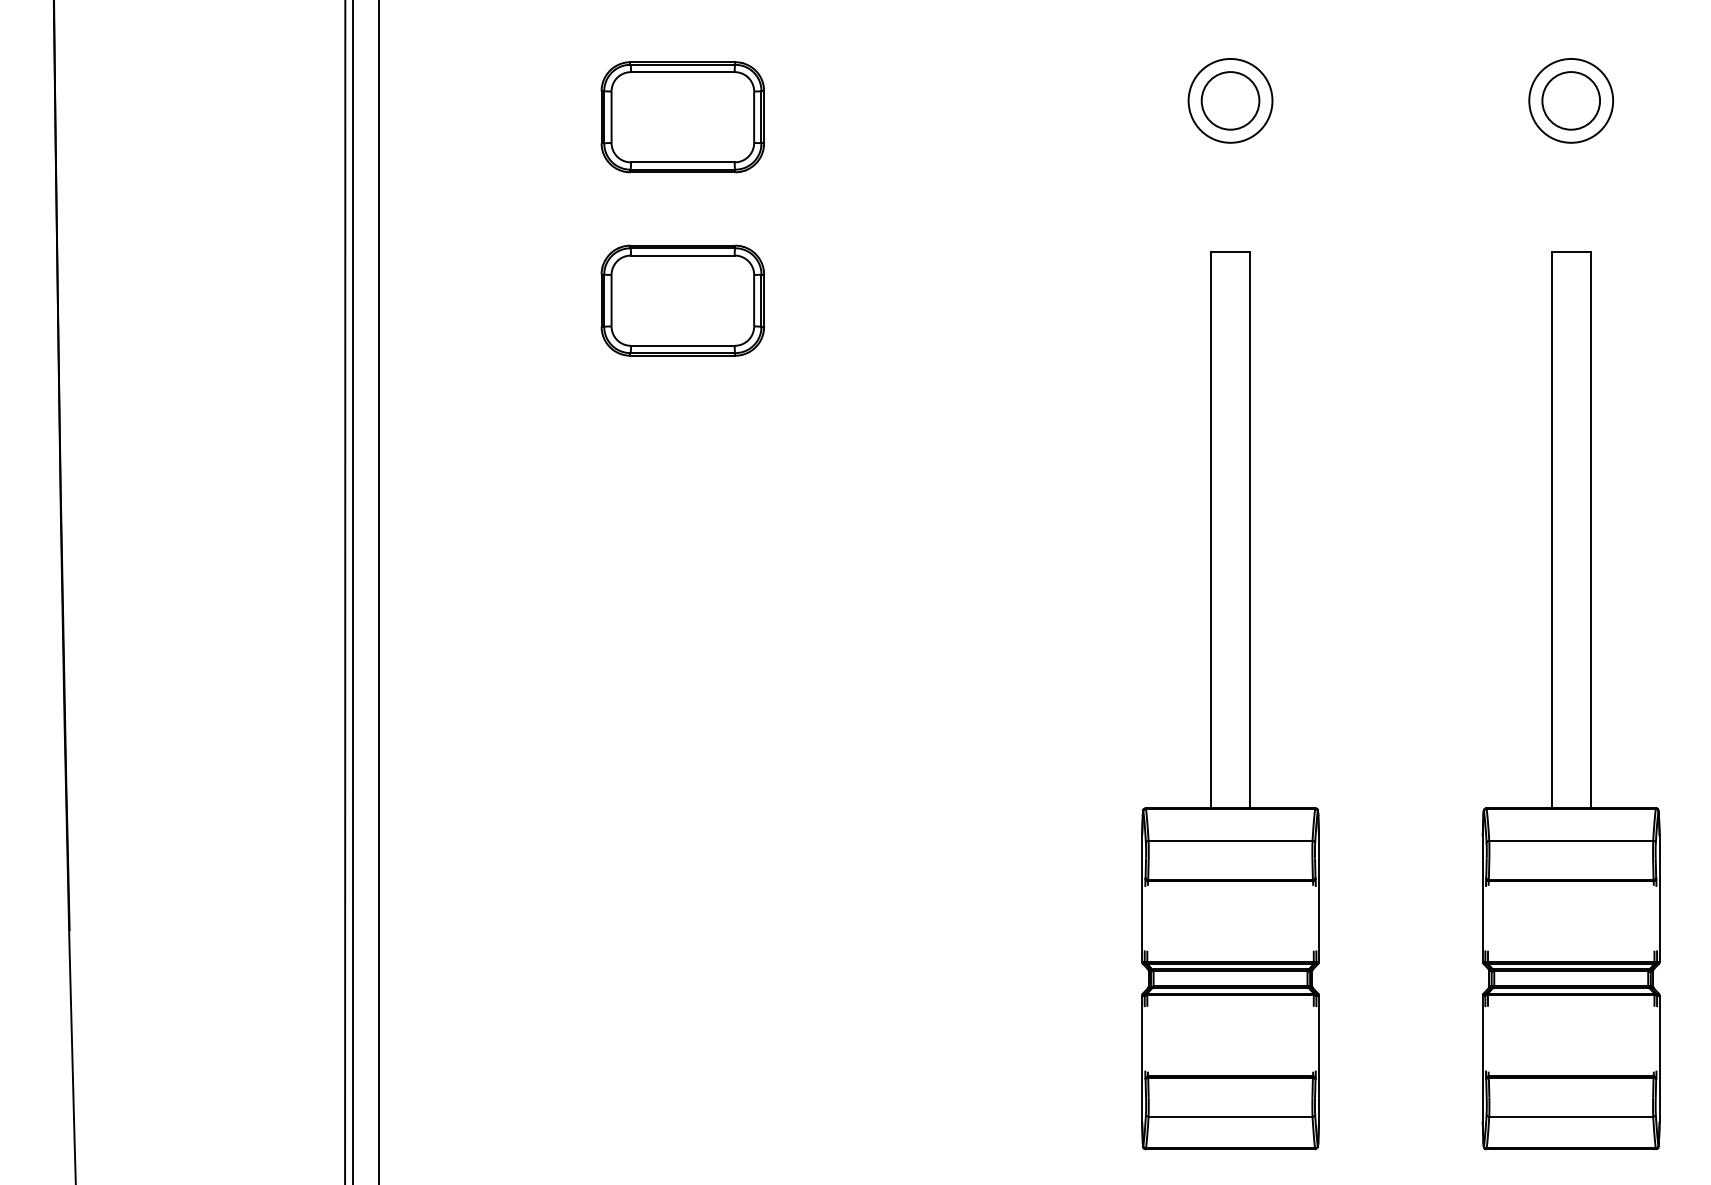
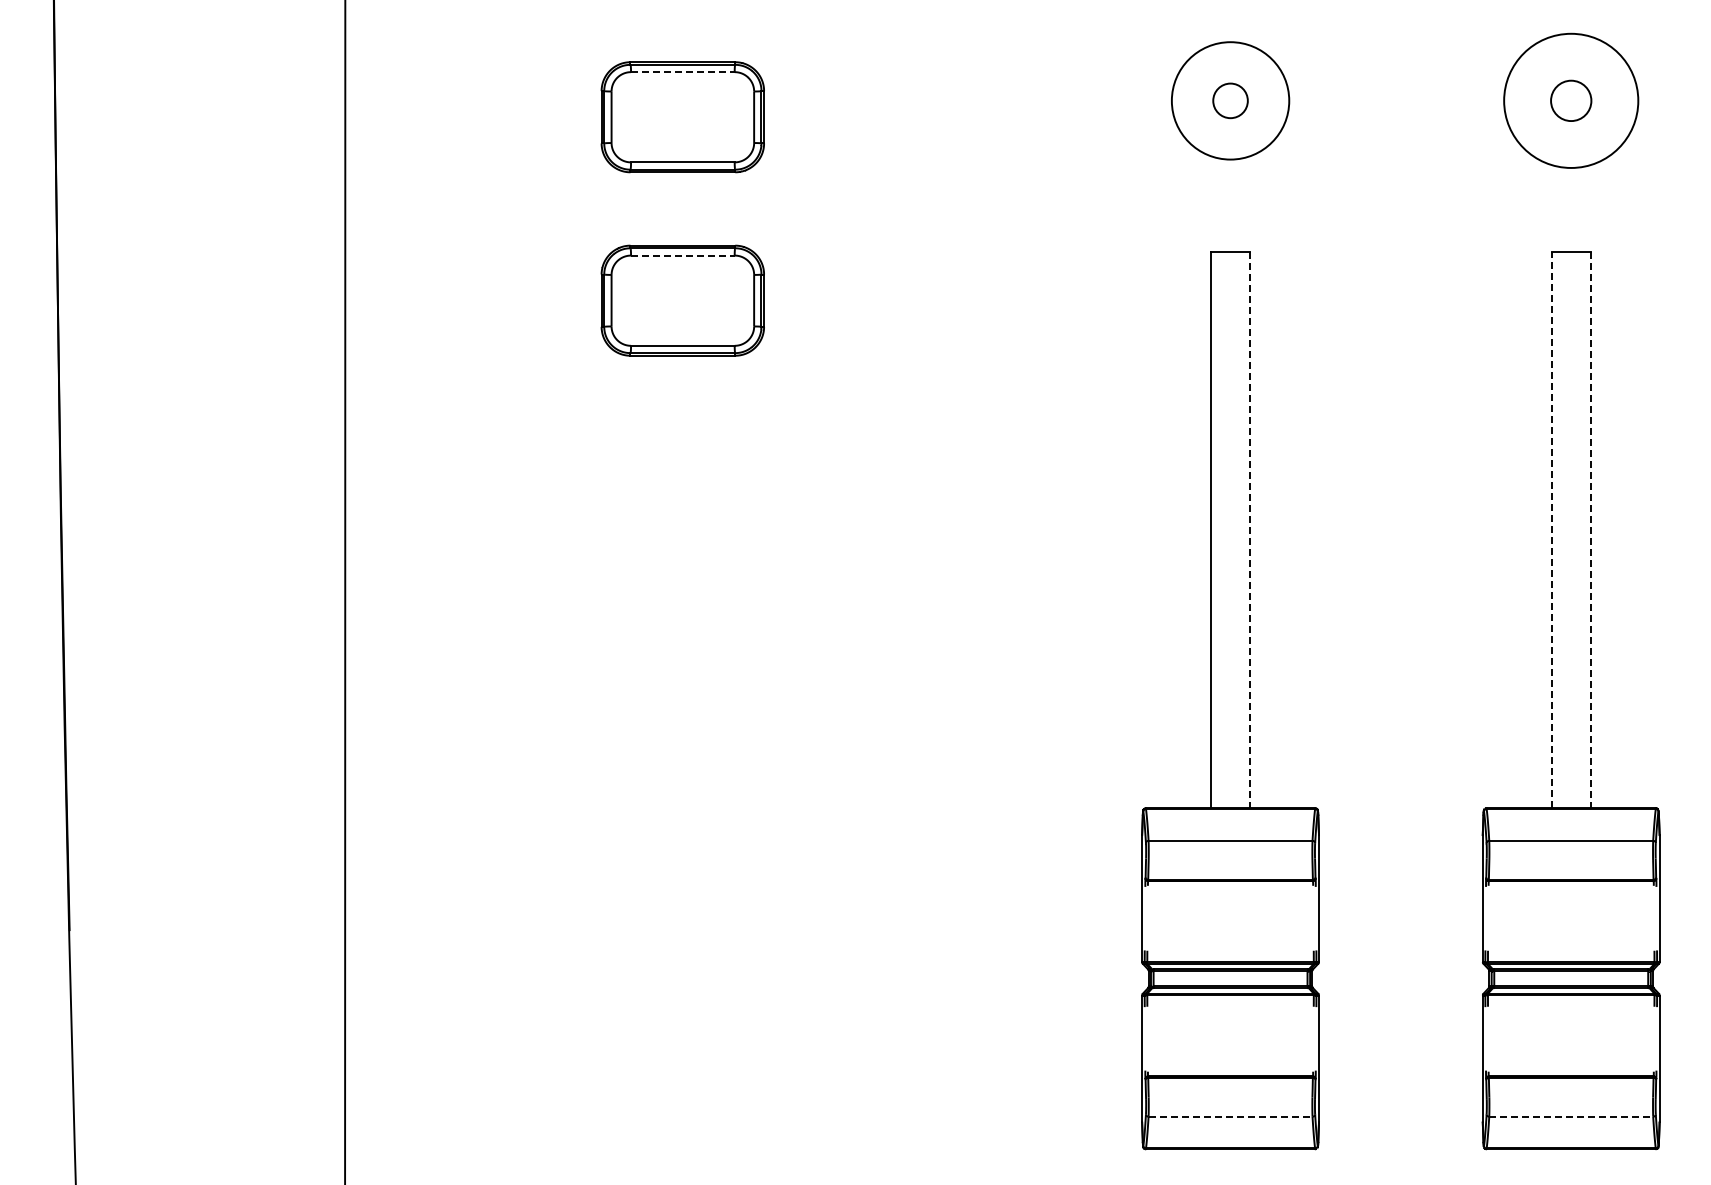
line: solid -> dashed (682, 72)
circle diameter: 58 px -> 35 px (1230, 100)
circle diameter: 84 px -> 117 px (1230, 100)
circle diameter: 58 px -> 40 px (1571, 100)
circle diameter: 84 px -> 134 px (1571, 100)
line: solid -> dashed (682, 255)
line: solid -> dashed (1551, 529)
line: solid -> dashed (1250, 530)
line: solid -> dashed (1590, 530)
line: present -> none (352, 591)
line: present -> none (378, 591)
line: solid -> dashed (1230, 1116)
line: solid -> dashed (1571, 1116)
